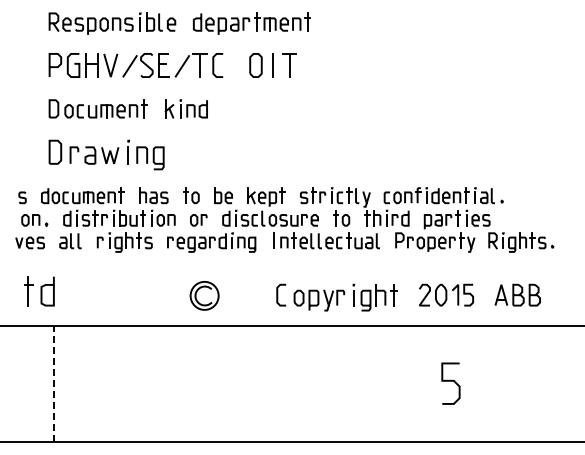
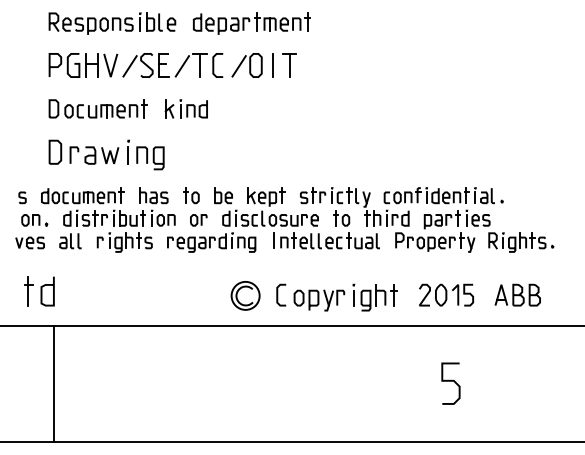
line: none -> present (238, 66)
part position: (204, 295) -> (245, 295) (245, 295)
line: dashed -> solid (53, 383)
